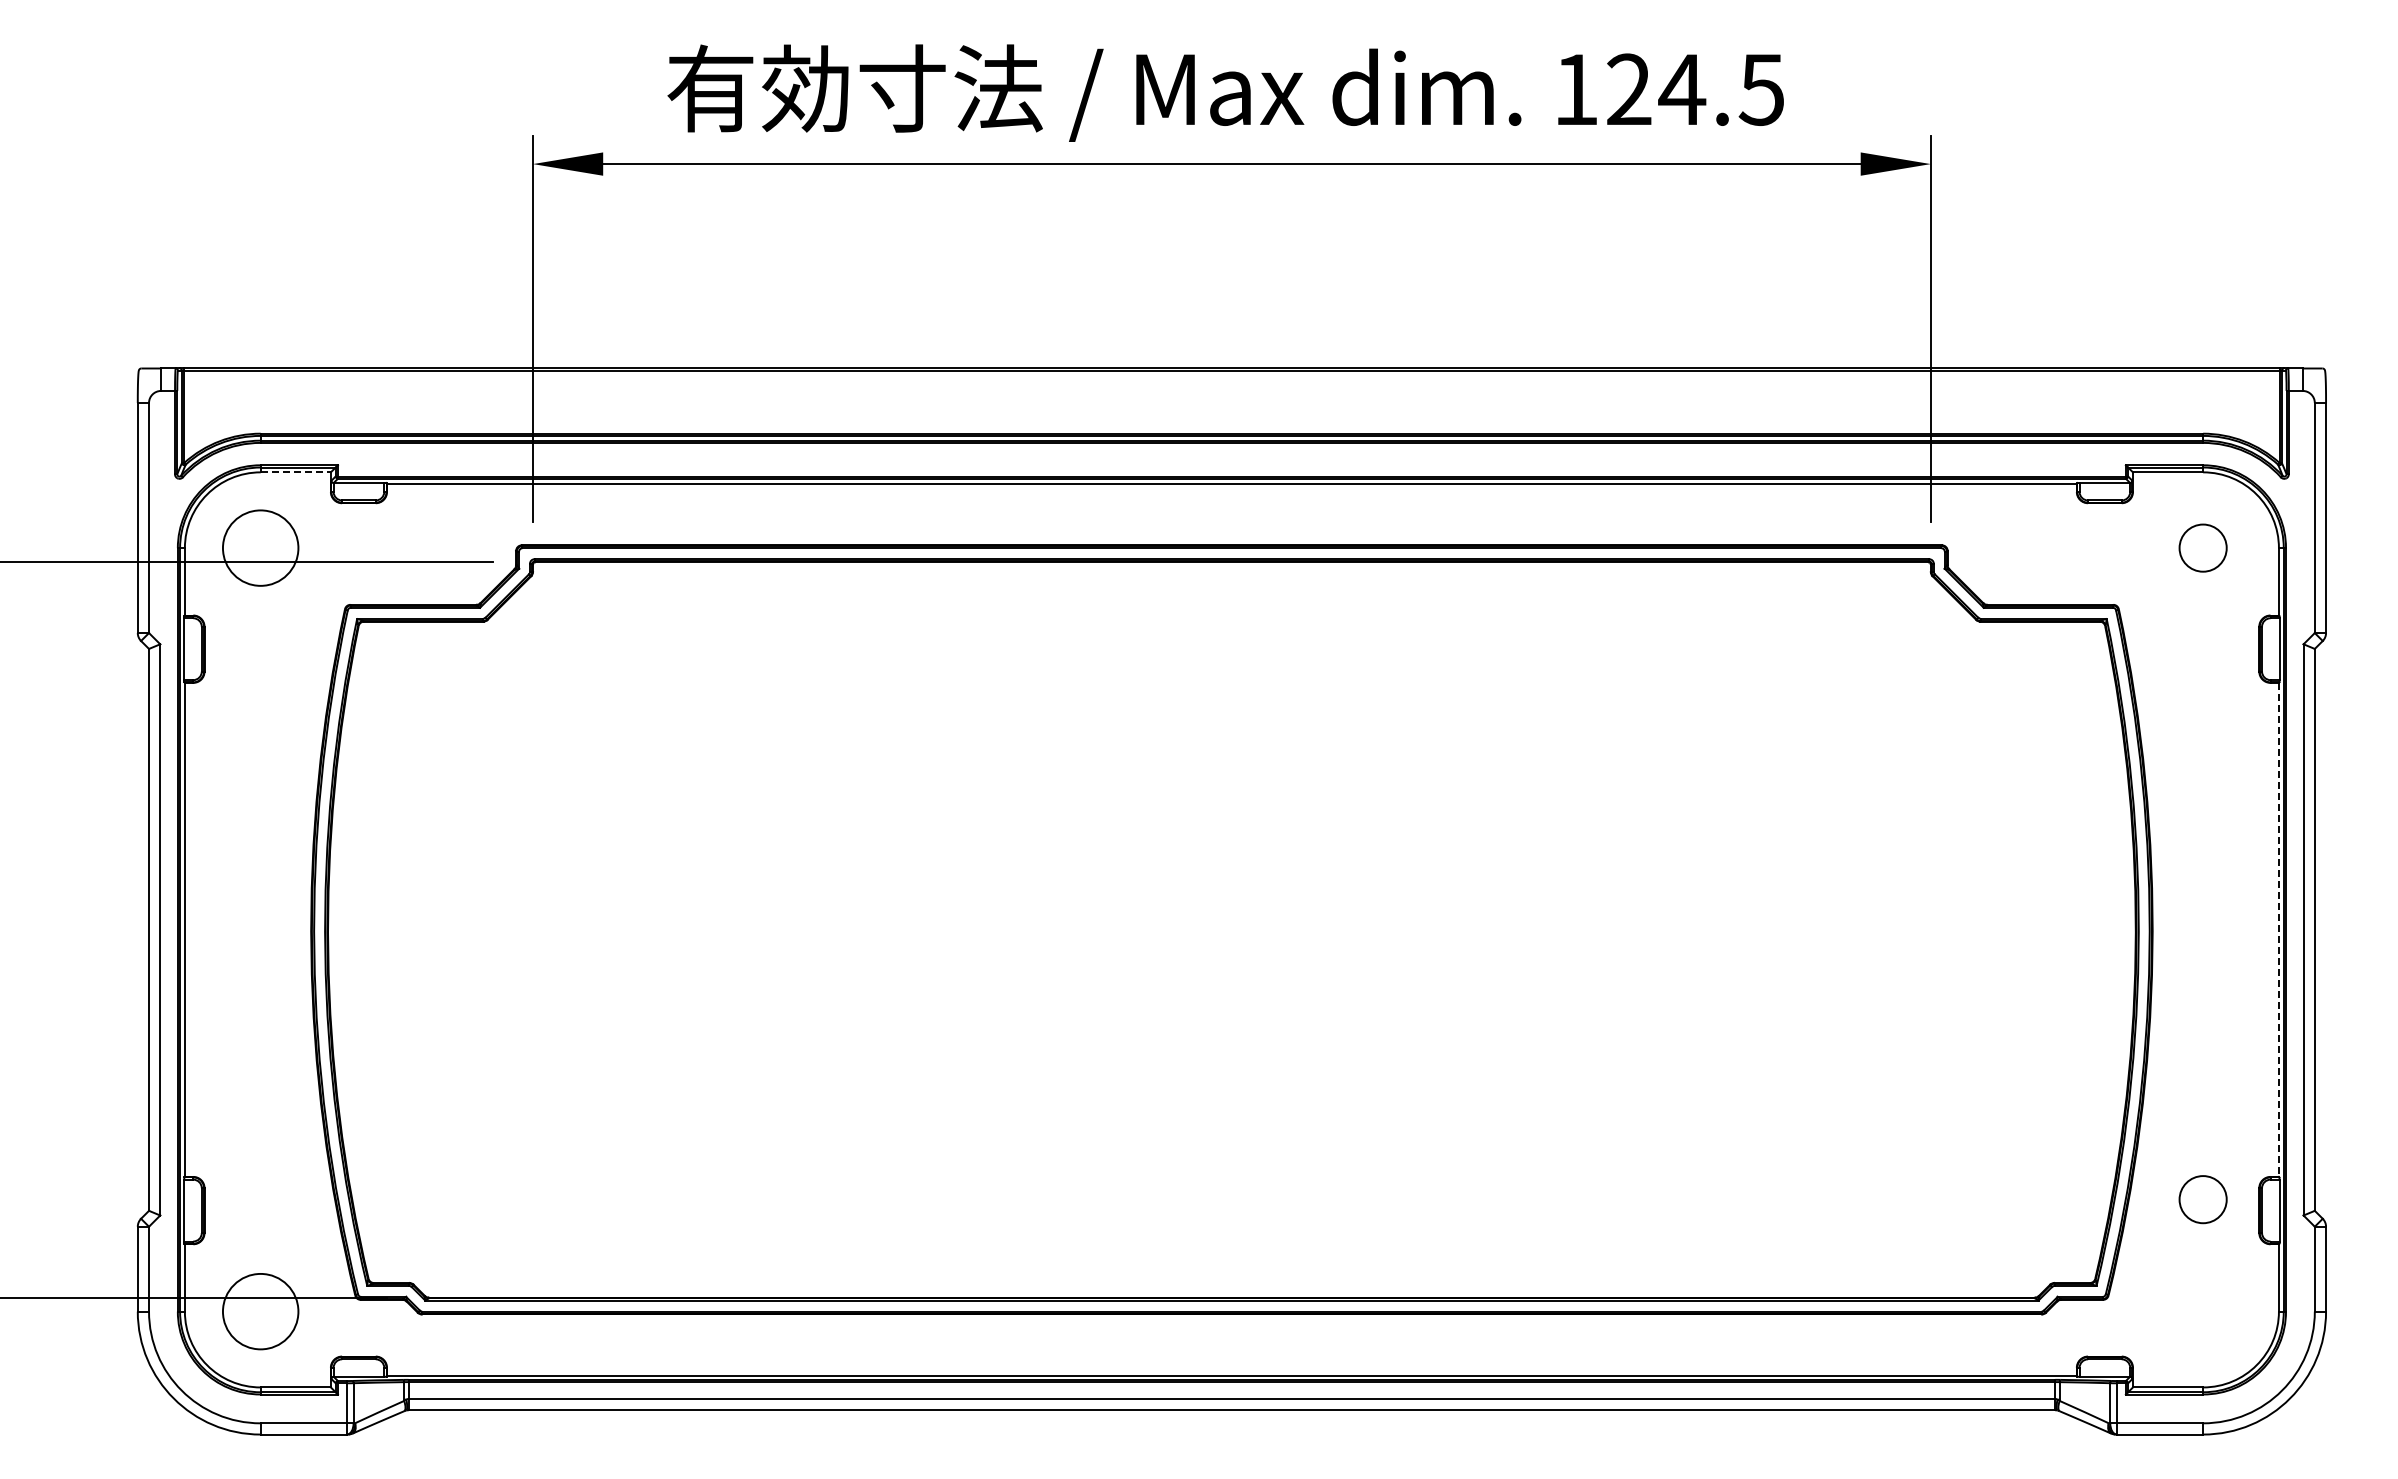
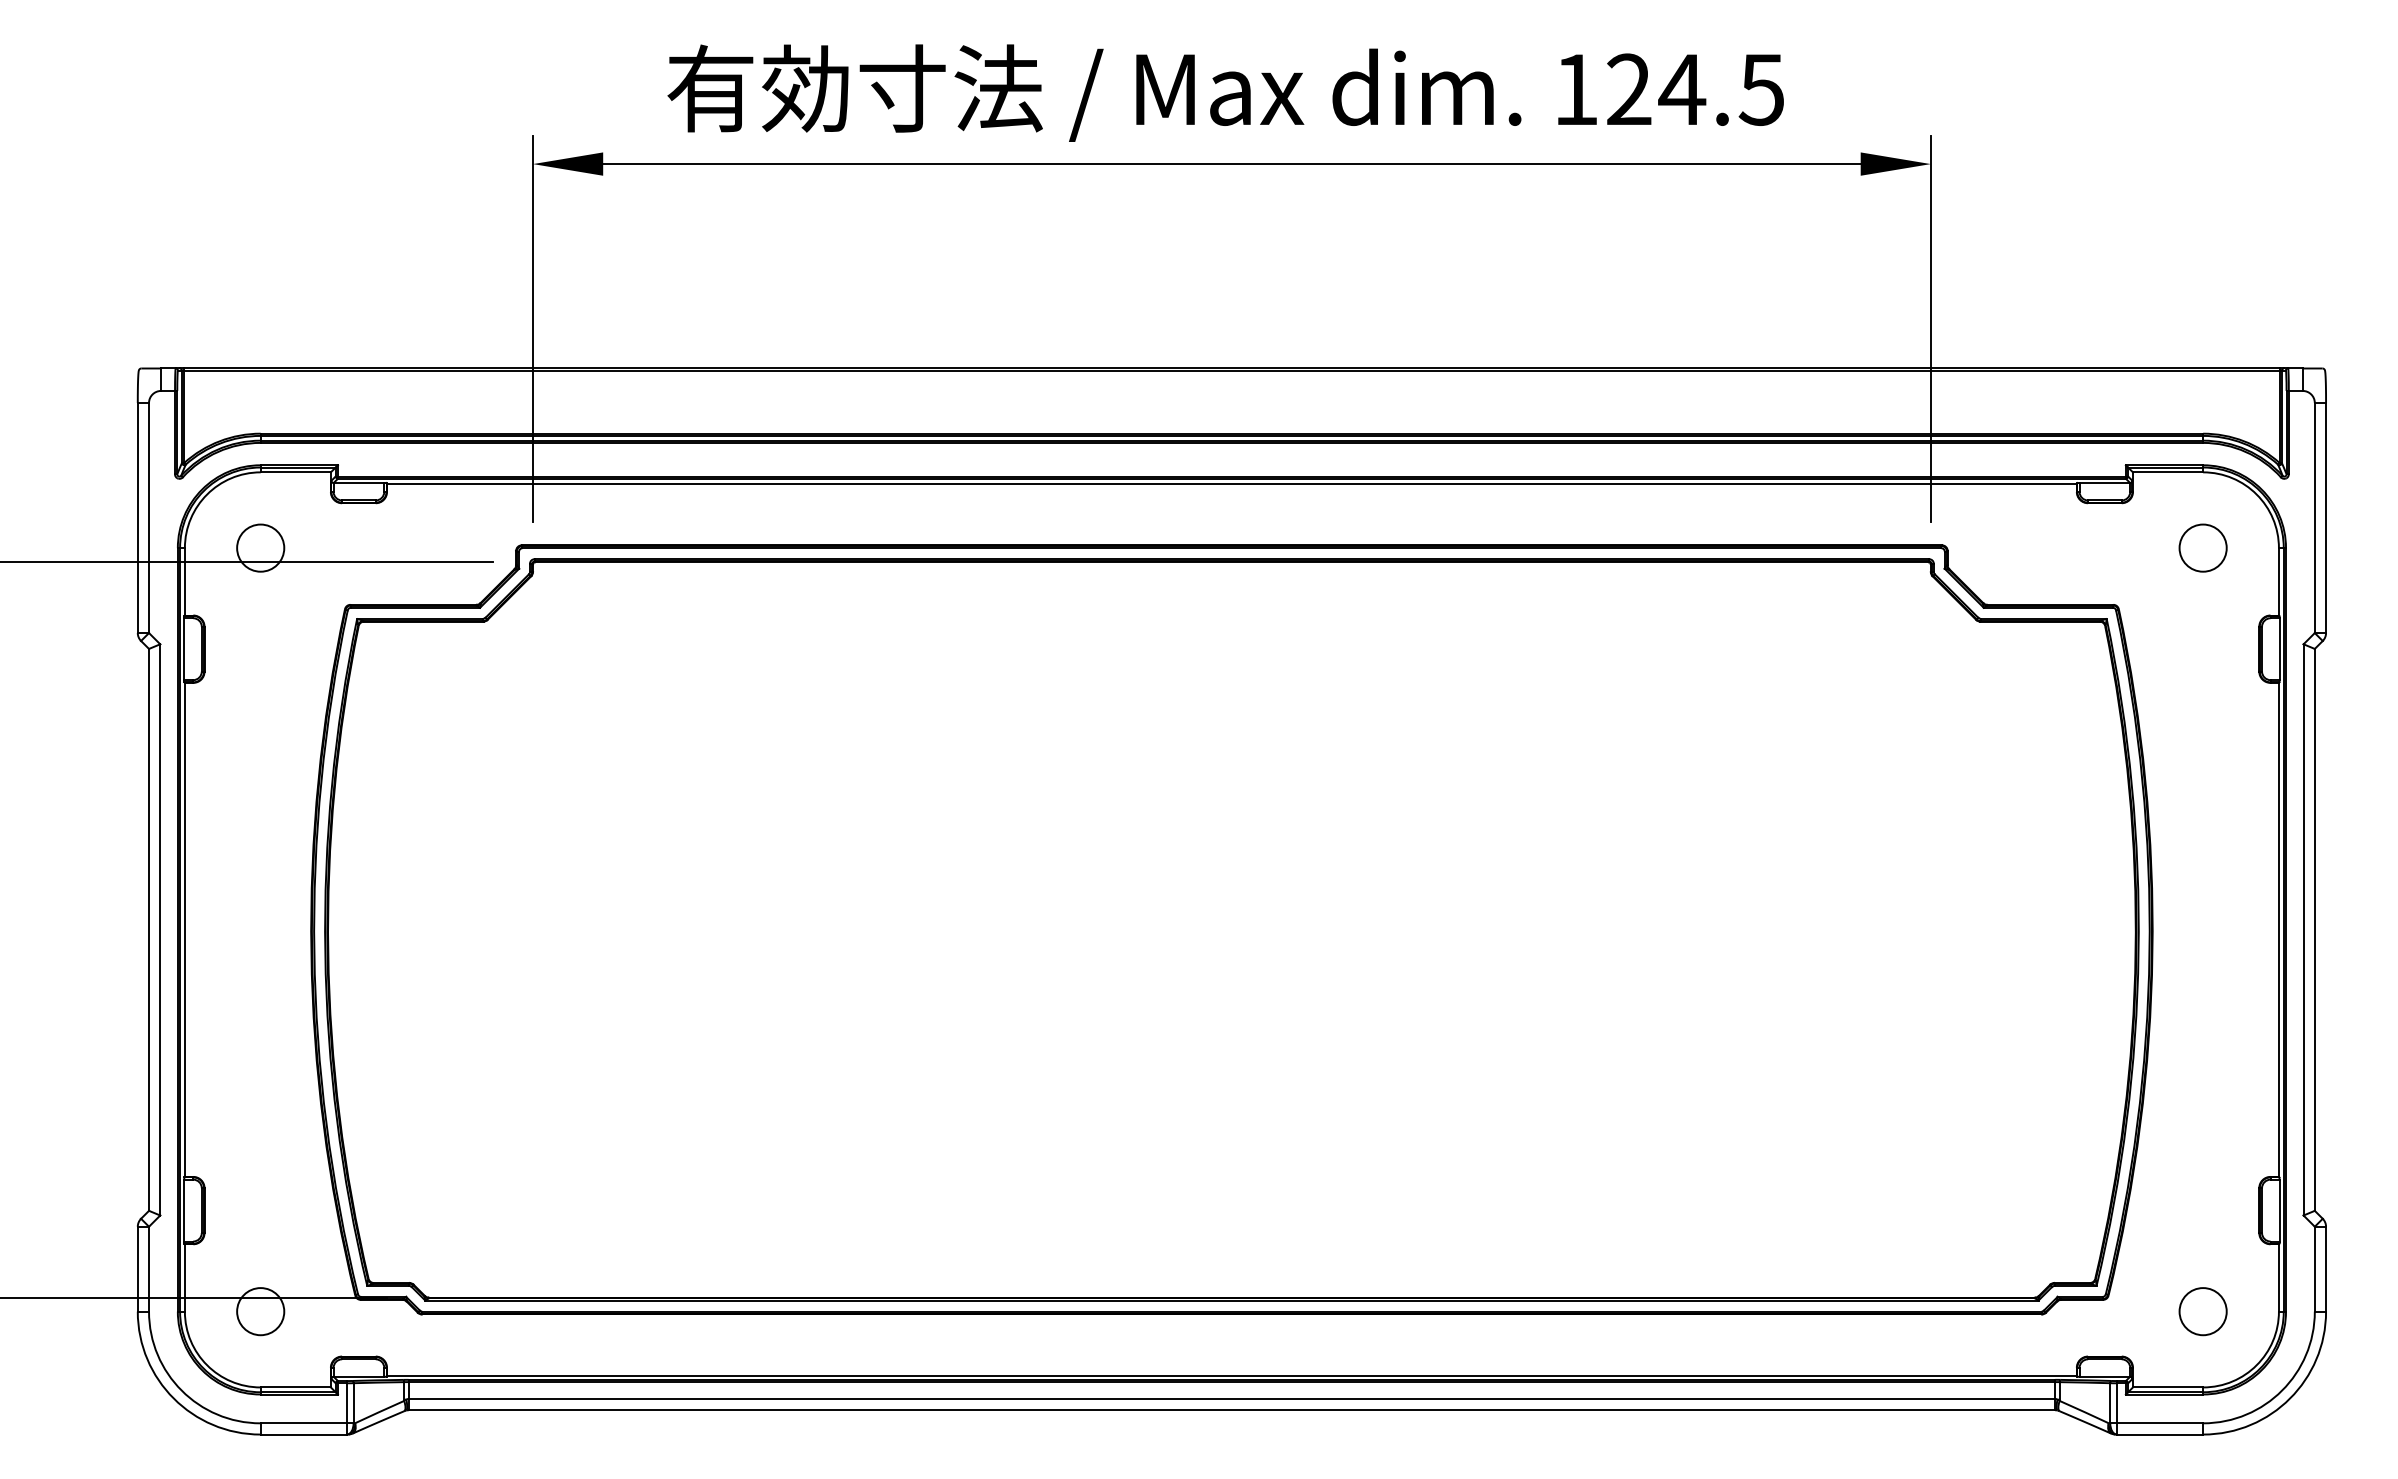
line: dashed -> solid (296, 472)
circle diameter: 75 px -> 47 px (260, 547)
line: dashed -> solid (2278, 930)
circle position: (2202, 1199) -> (2202, 1311) (2202, 1311)
circle diameter: 75 px -> 47 px (260, 1311)
